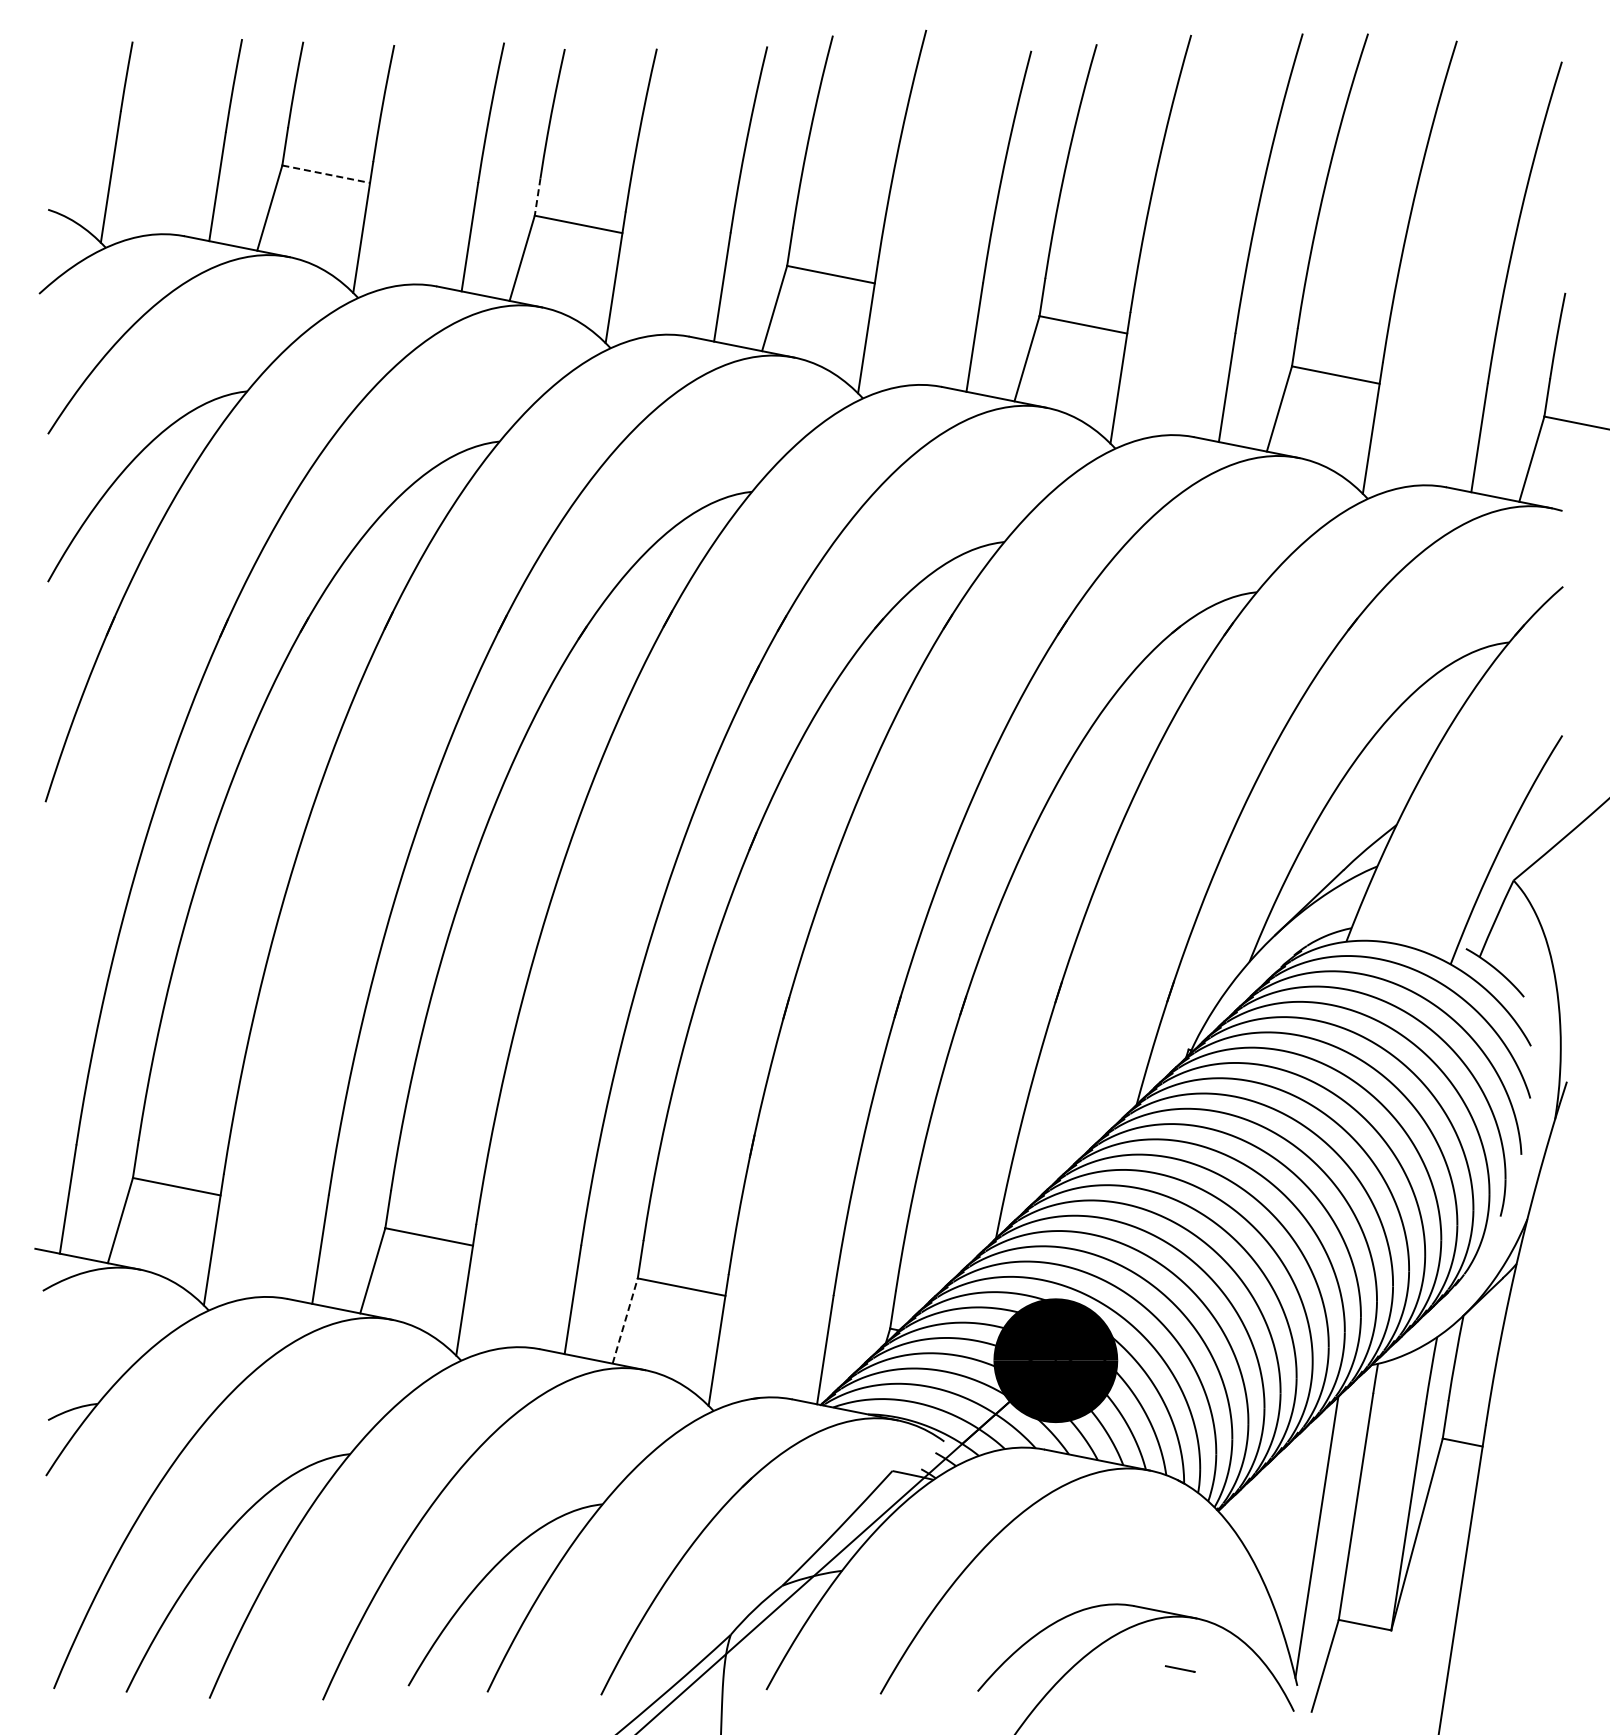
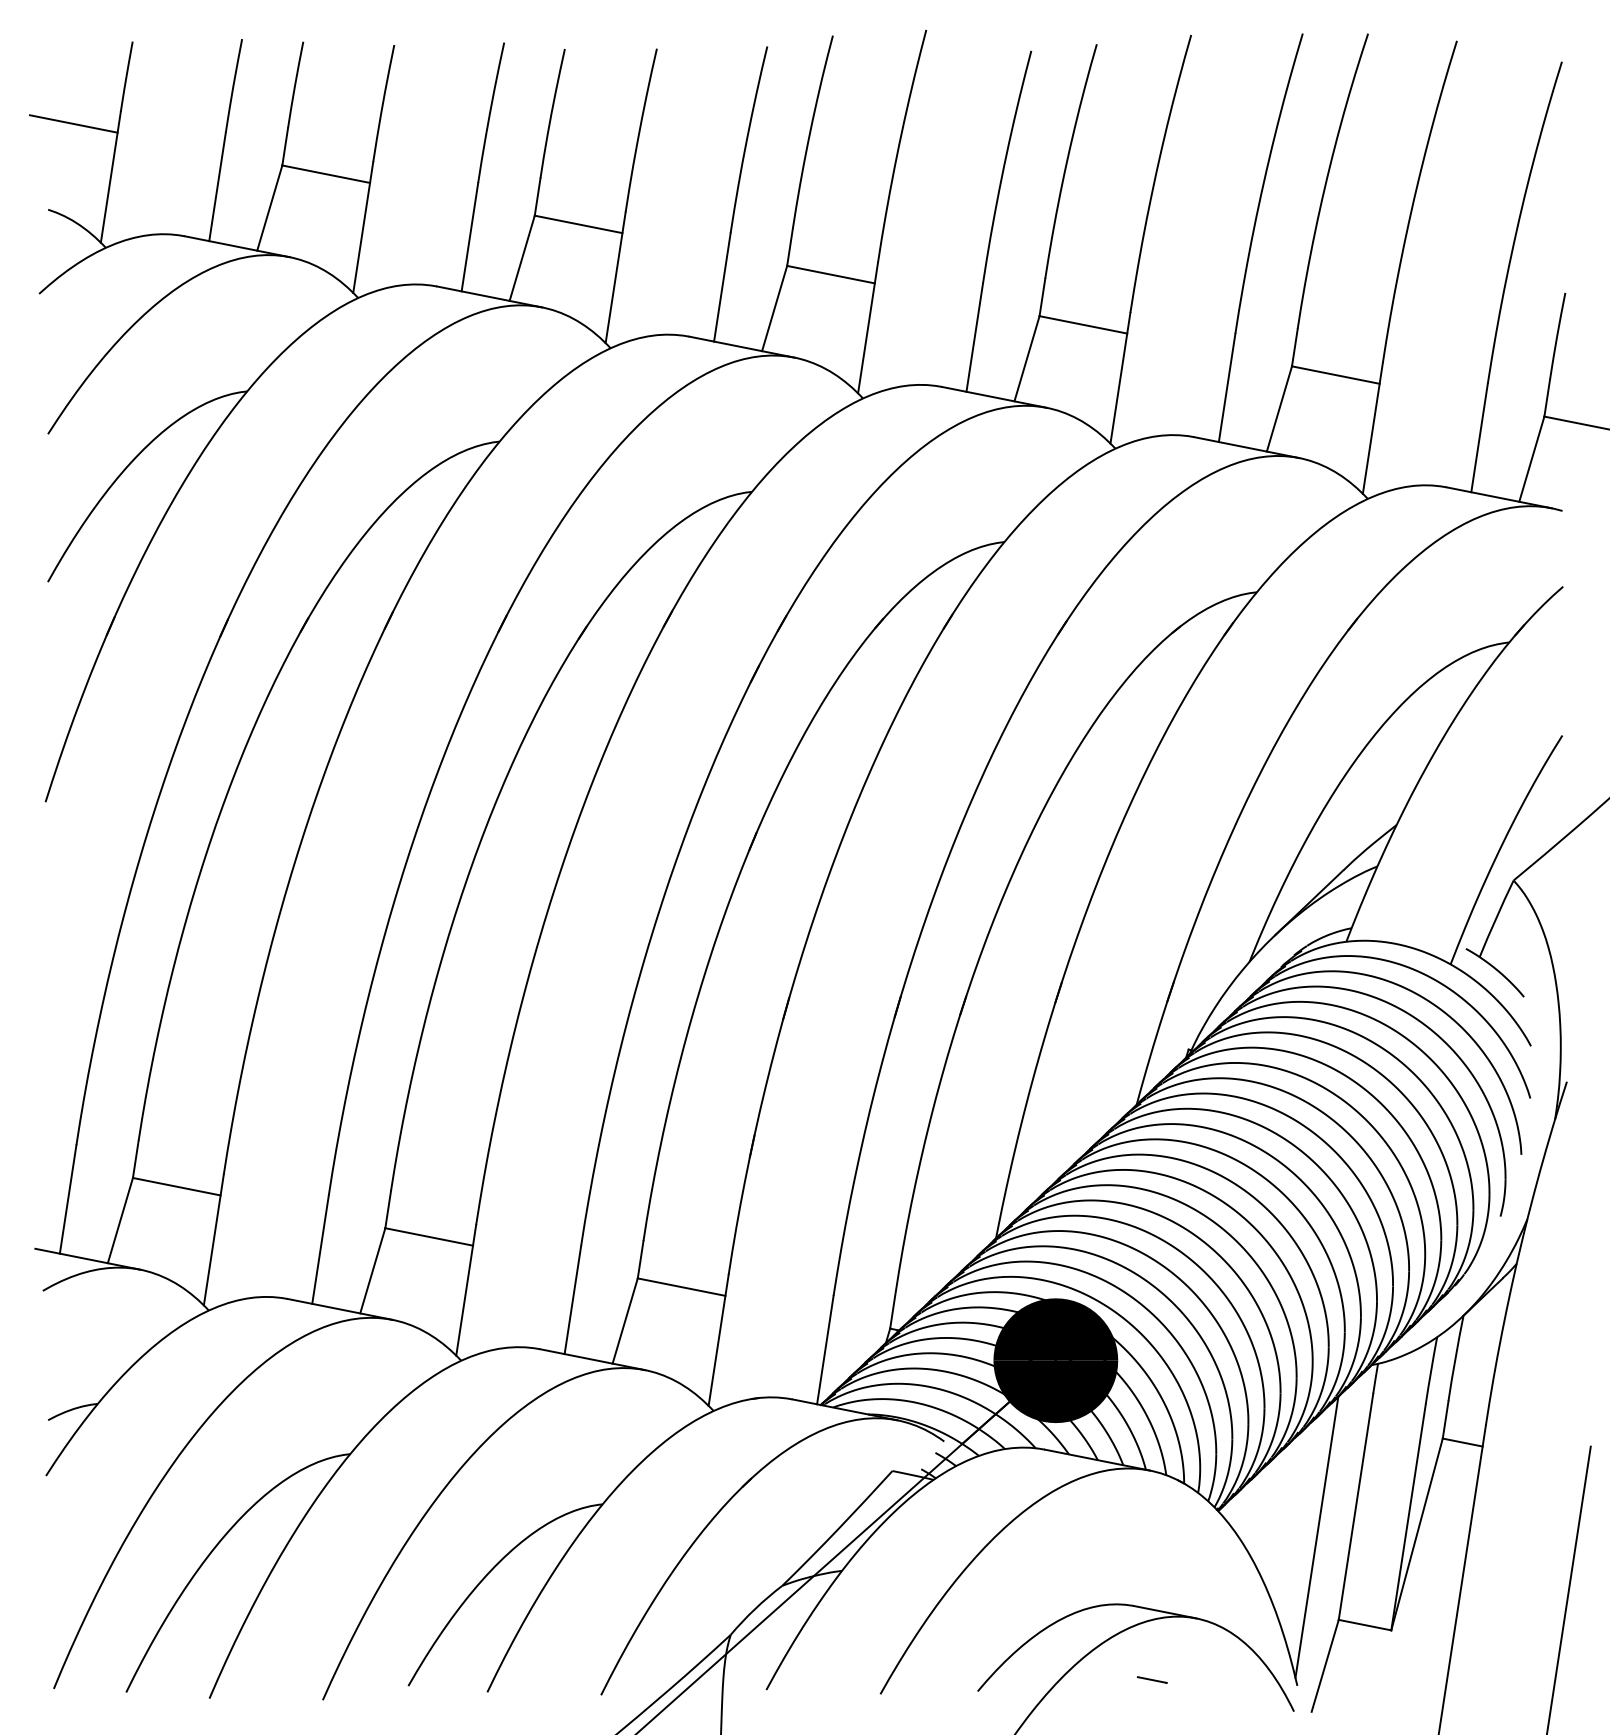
line: none -> present (73, 123)
line: dashed -> solid (326, 174)
line: dashed -> solid (537, 197)
line: dashed -> solid (625, 1320)
line: none -> present (1568, 1588)
line position: (1179, 1668) -> (1151, 1679) (1151, 1679)
